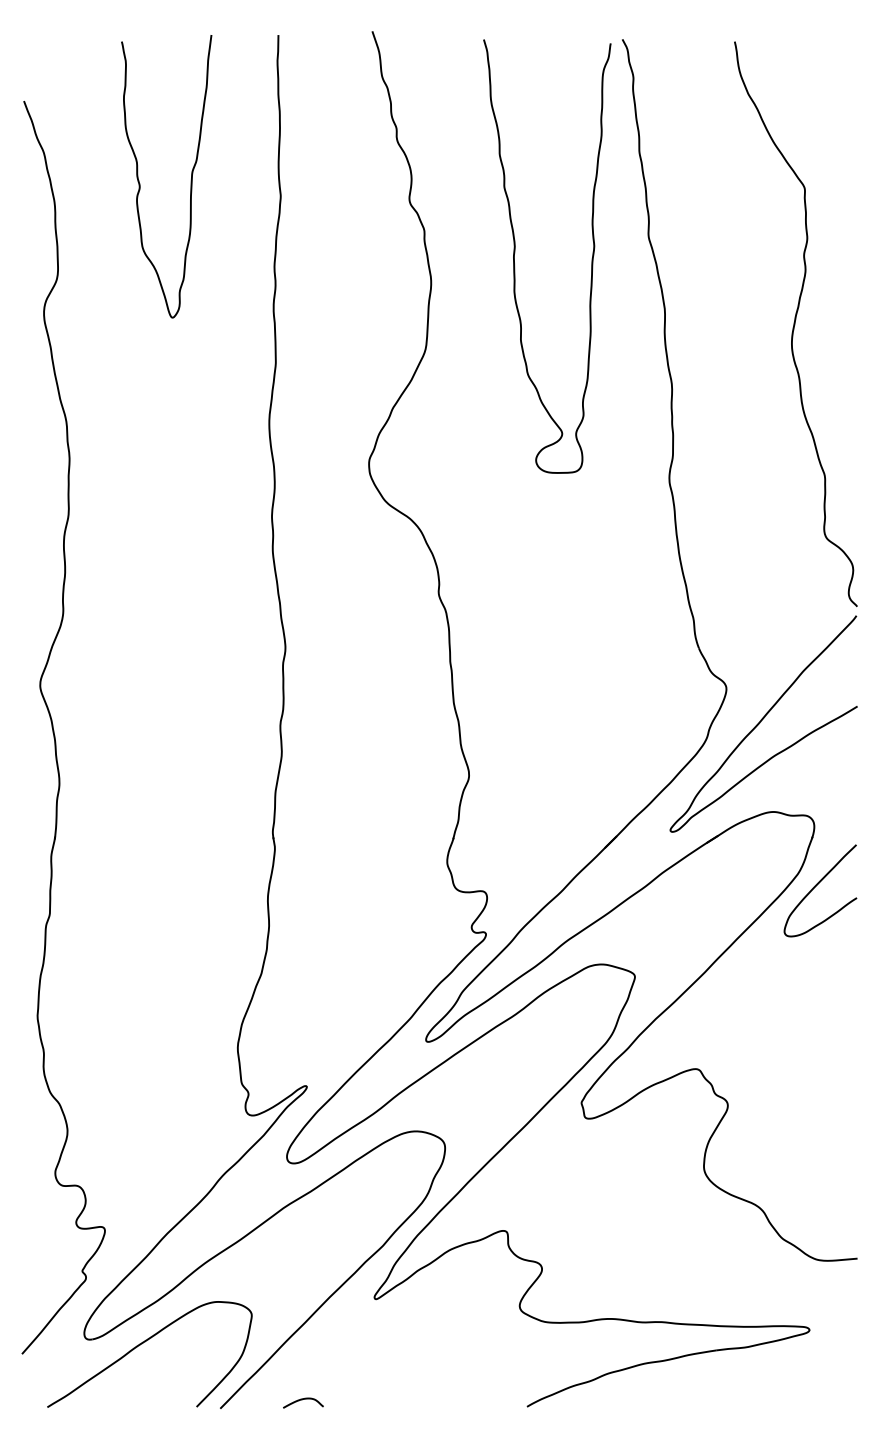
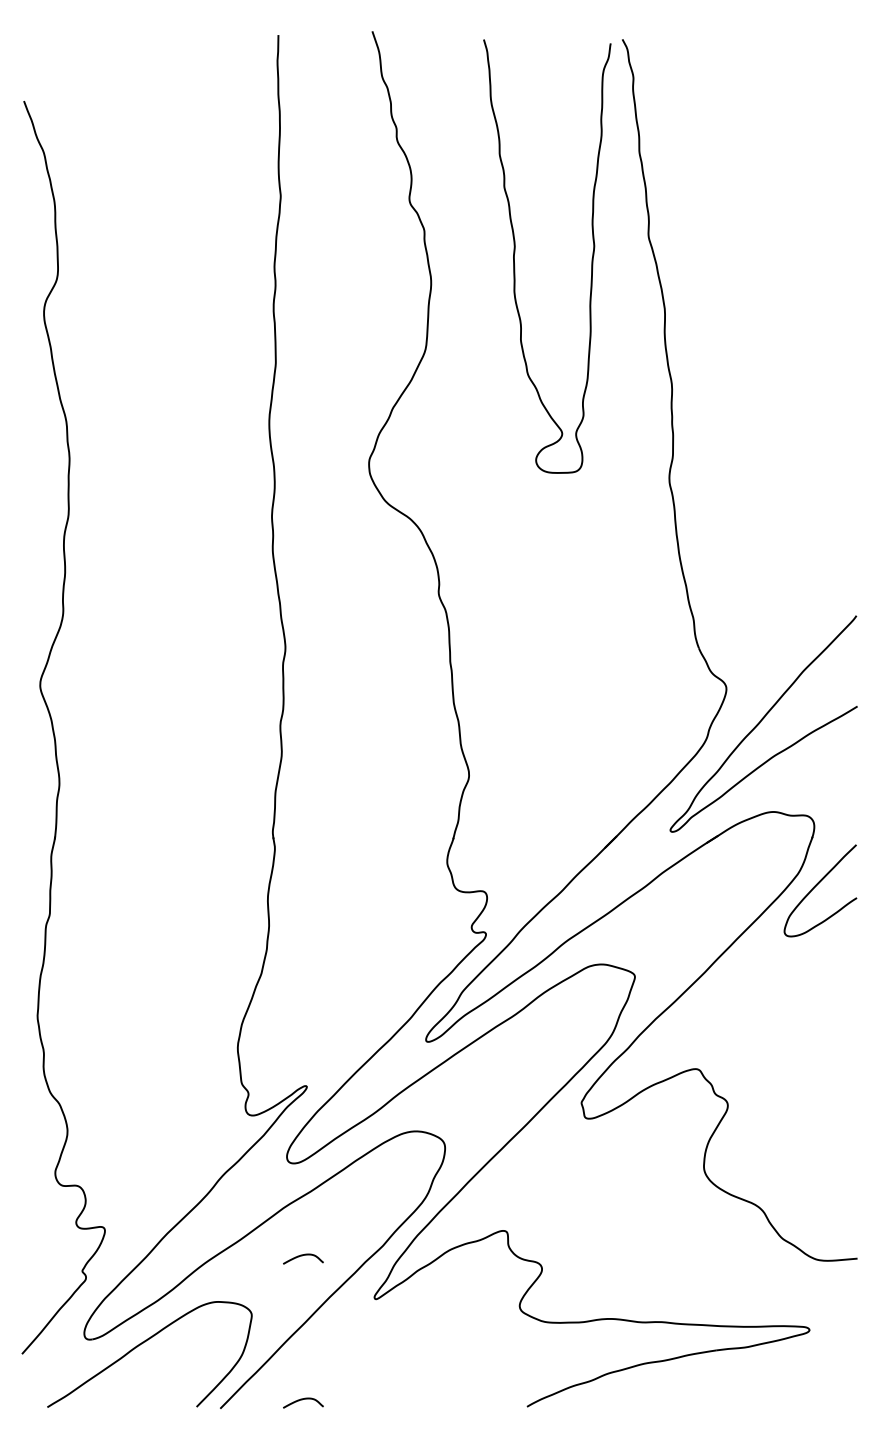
curve: present -> none (190, 180)
curve: present -> none (795, 324)
curve: none -> present (302, 1256)
